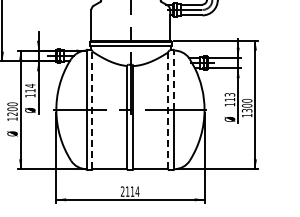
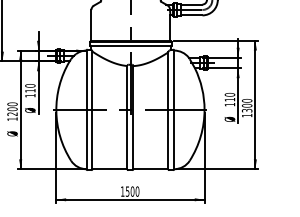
line: dashed -> solid (174, 80)
text: 114 -> 110 (30, 85)
text: 113 -> 110 (229, 94)
line: dashed -> solid (92, 110)
line: dashed -> solid (168, 111)
text: 2114 -> 1500 (129, 191)
